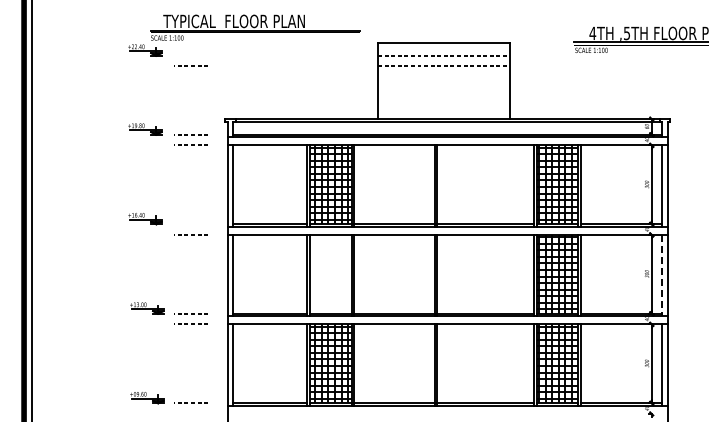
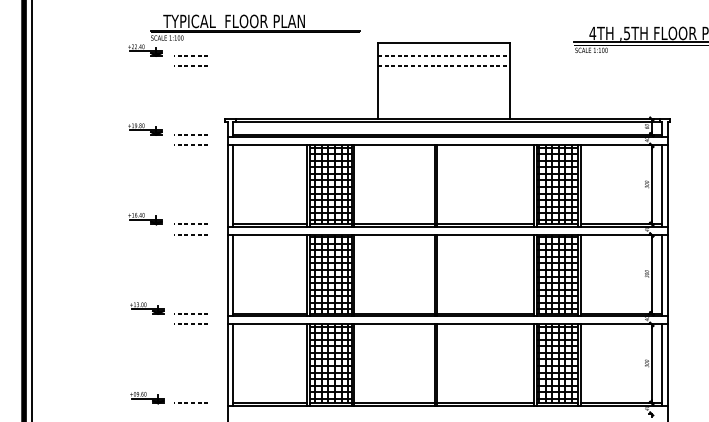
line: none -> present (191, 55)
line: none -> present (191, 224)
hatch: none -> present (330, 273)
line: dashed -> solid (662, 275)
